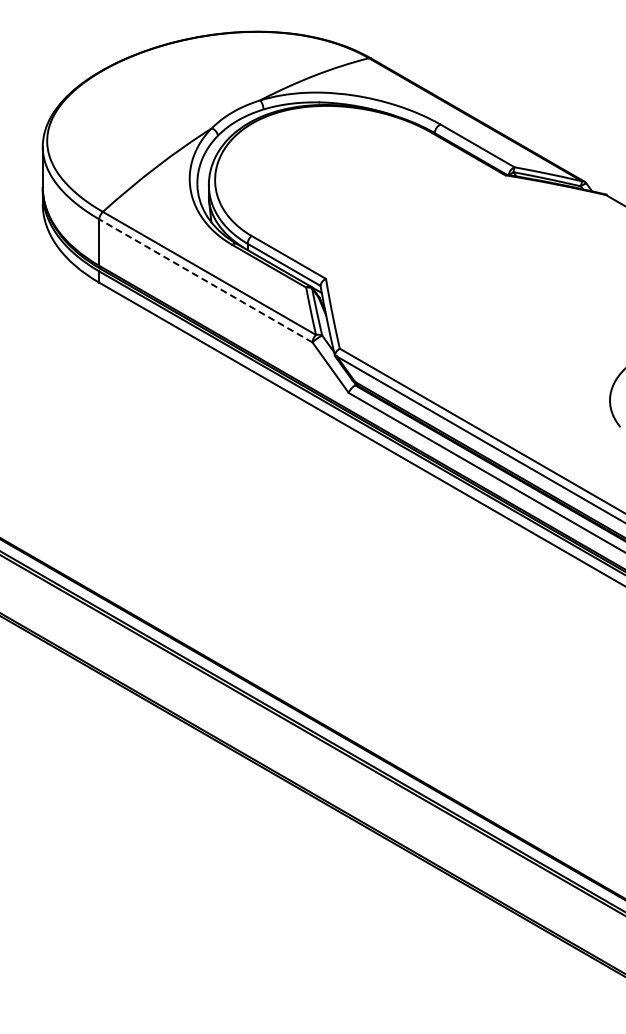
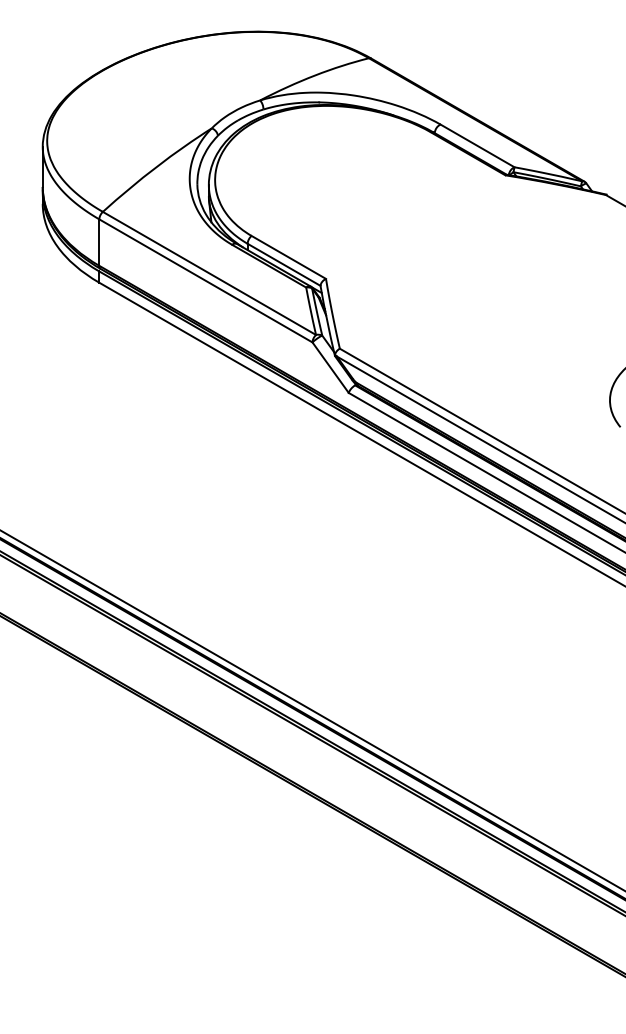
line: dashed -> solid (205, 280)
line: none -> present (312, 710)
